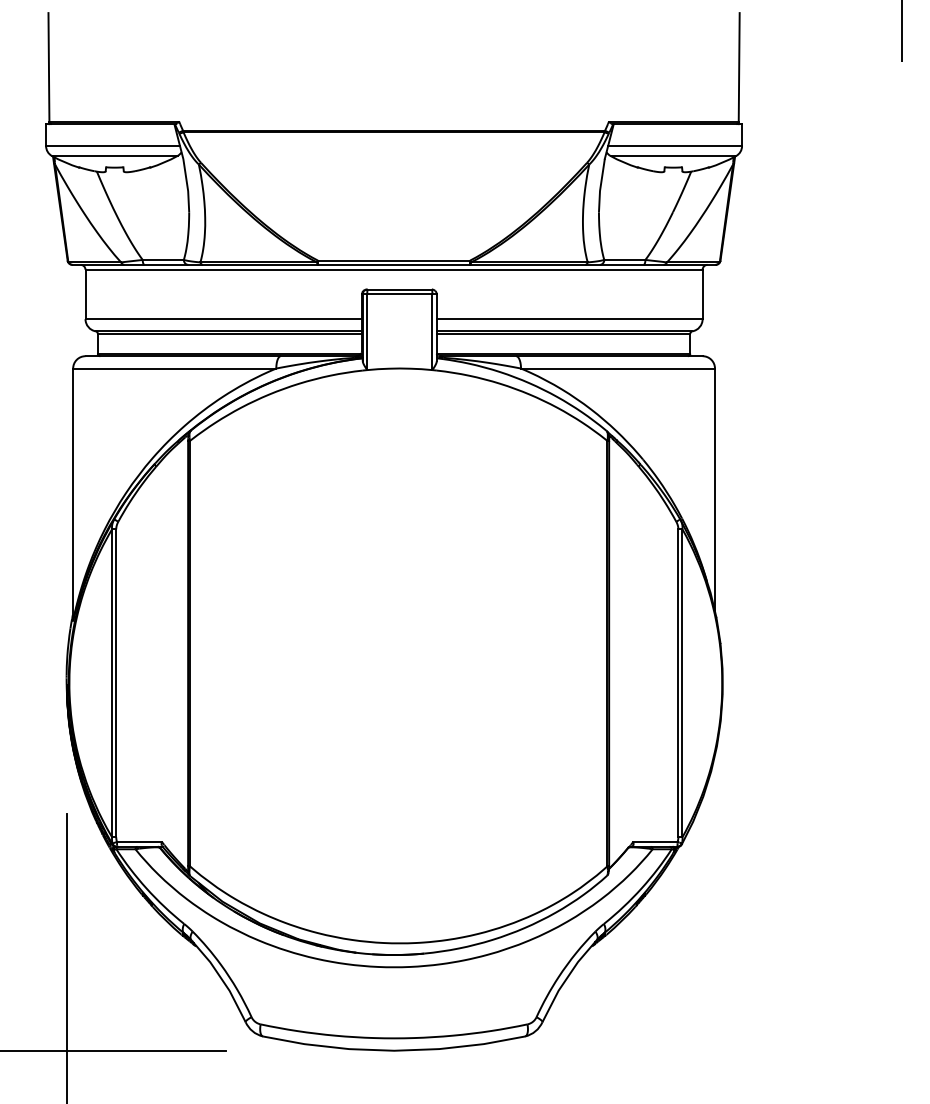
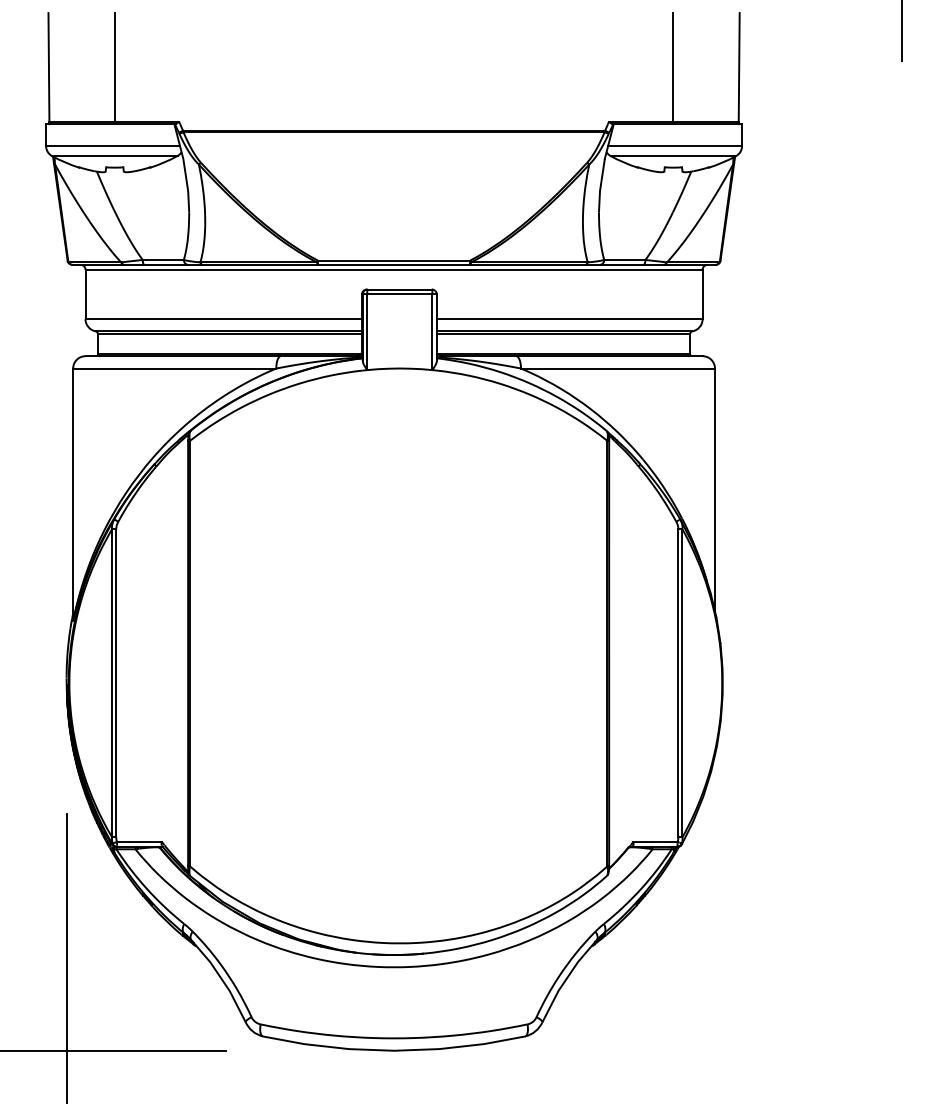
line: none -> present (115, 68)
line: none -> present (673, 68)
